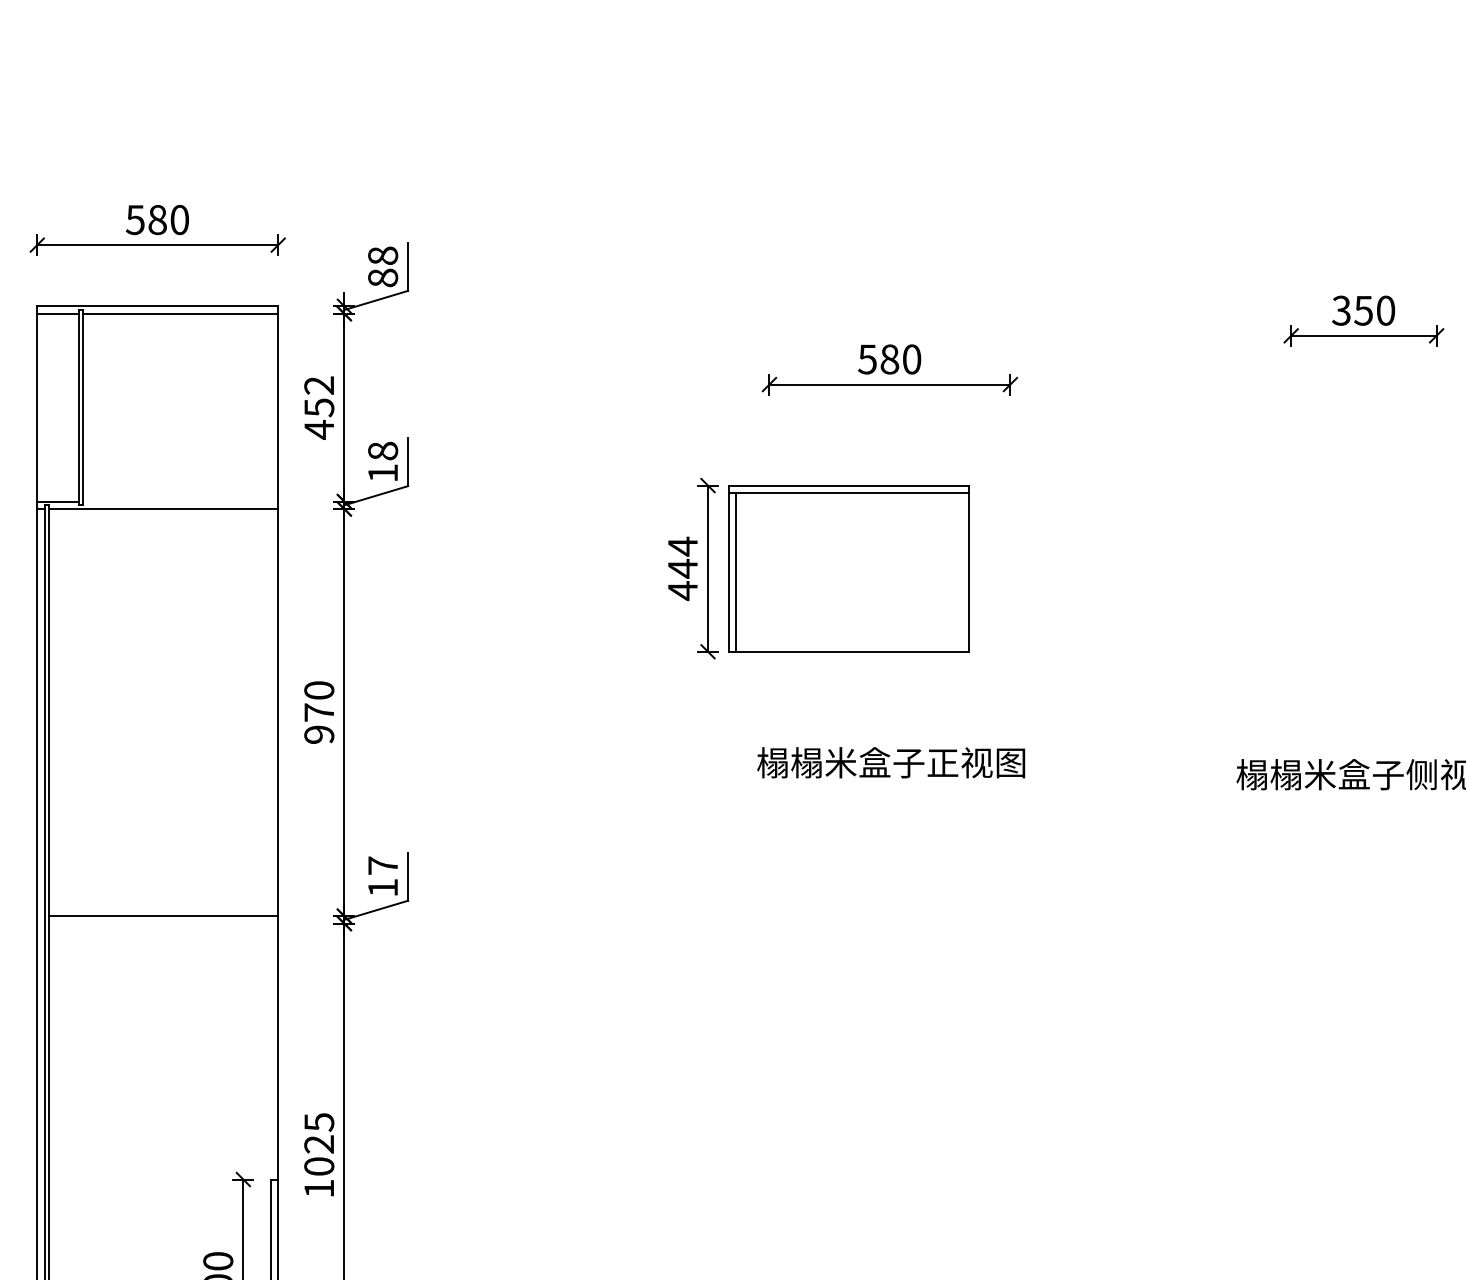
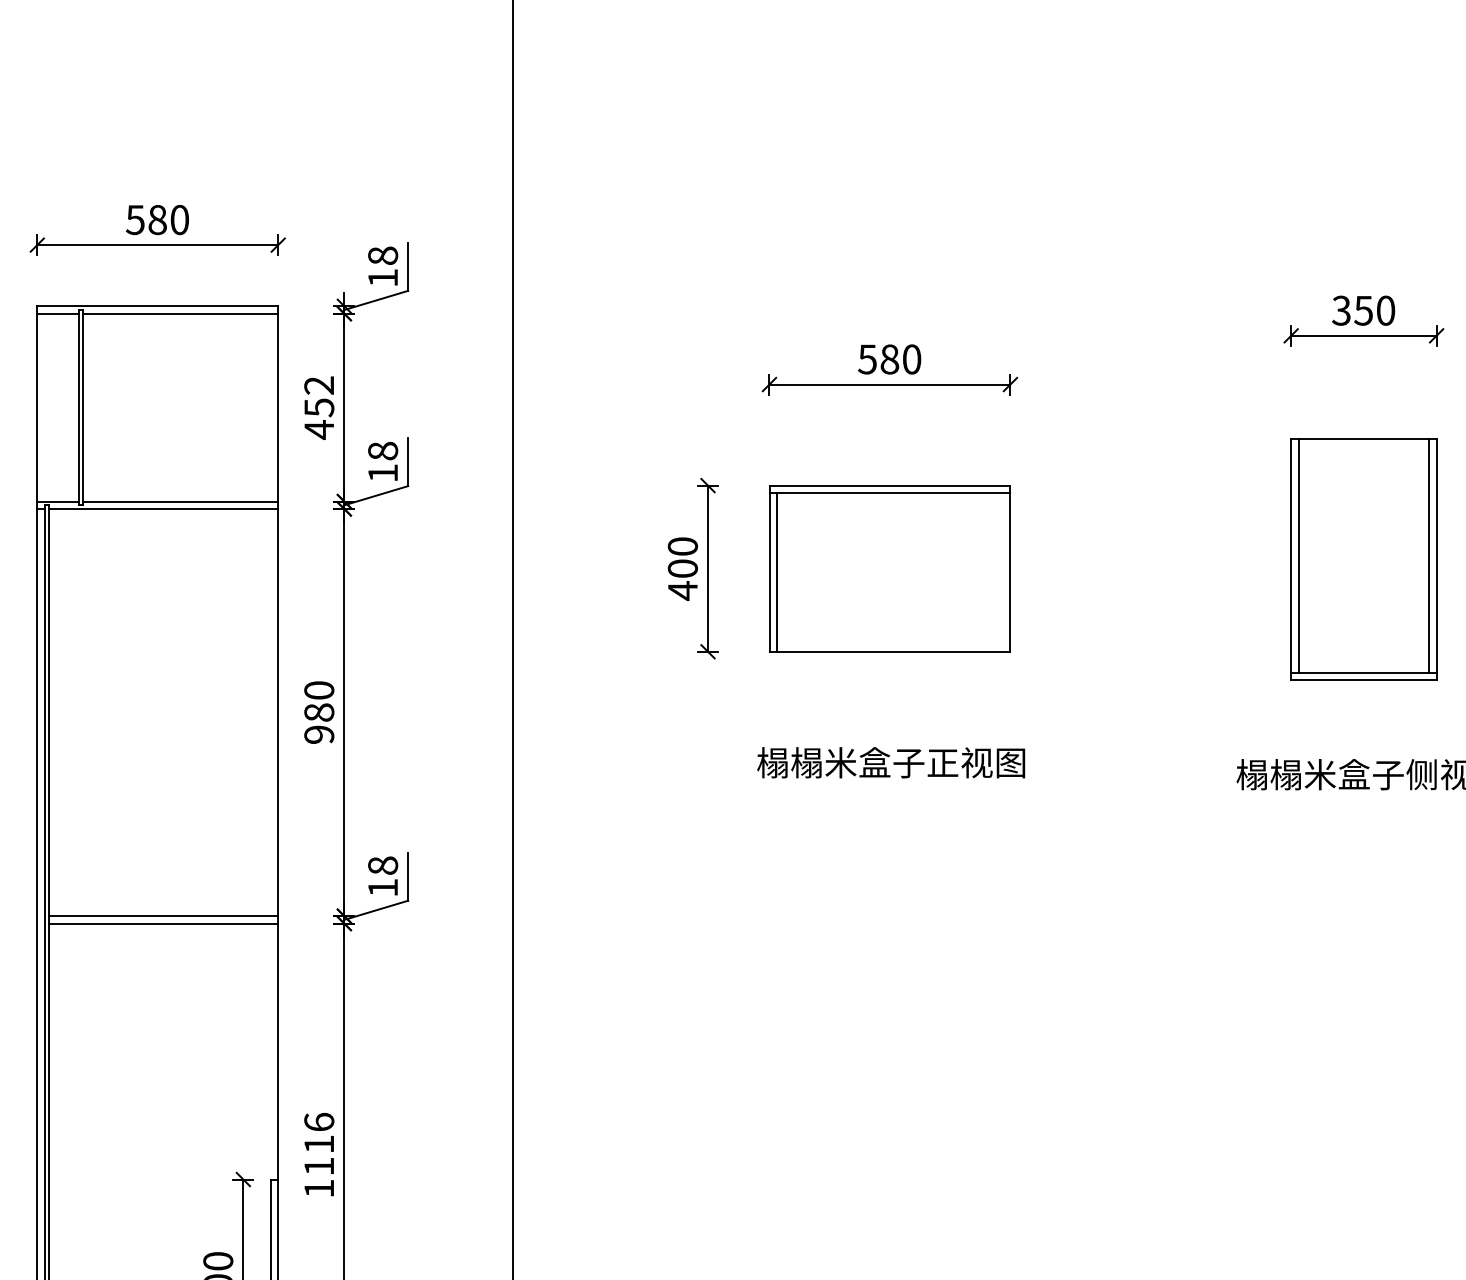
text: 88 -> 18 (383, 277)
line: none -> present (180, 501)
text: 444 -> 400 (682, 557)
part: none -> present (1363, 559)
part position: (848, 568) -> (889, 568) (889, 568)
line: none -> present (513, 639)
text: 970 -> 980 (319, 712)
text: 17 -> 18 (383, 865)
line: none -> present (163, 923)
text: 1025 -> 1116 (319, 1143)
